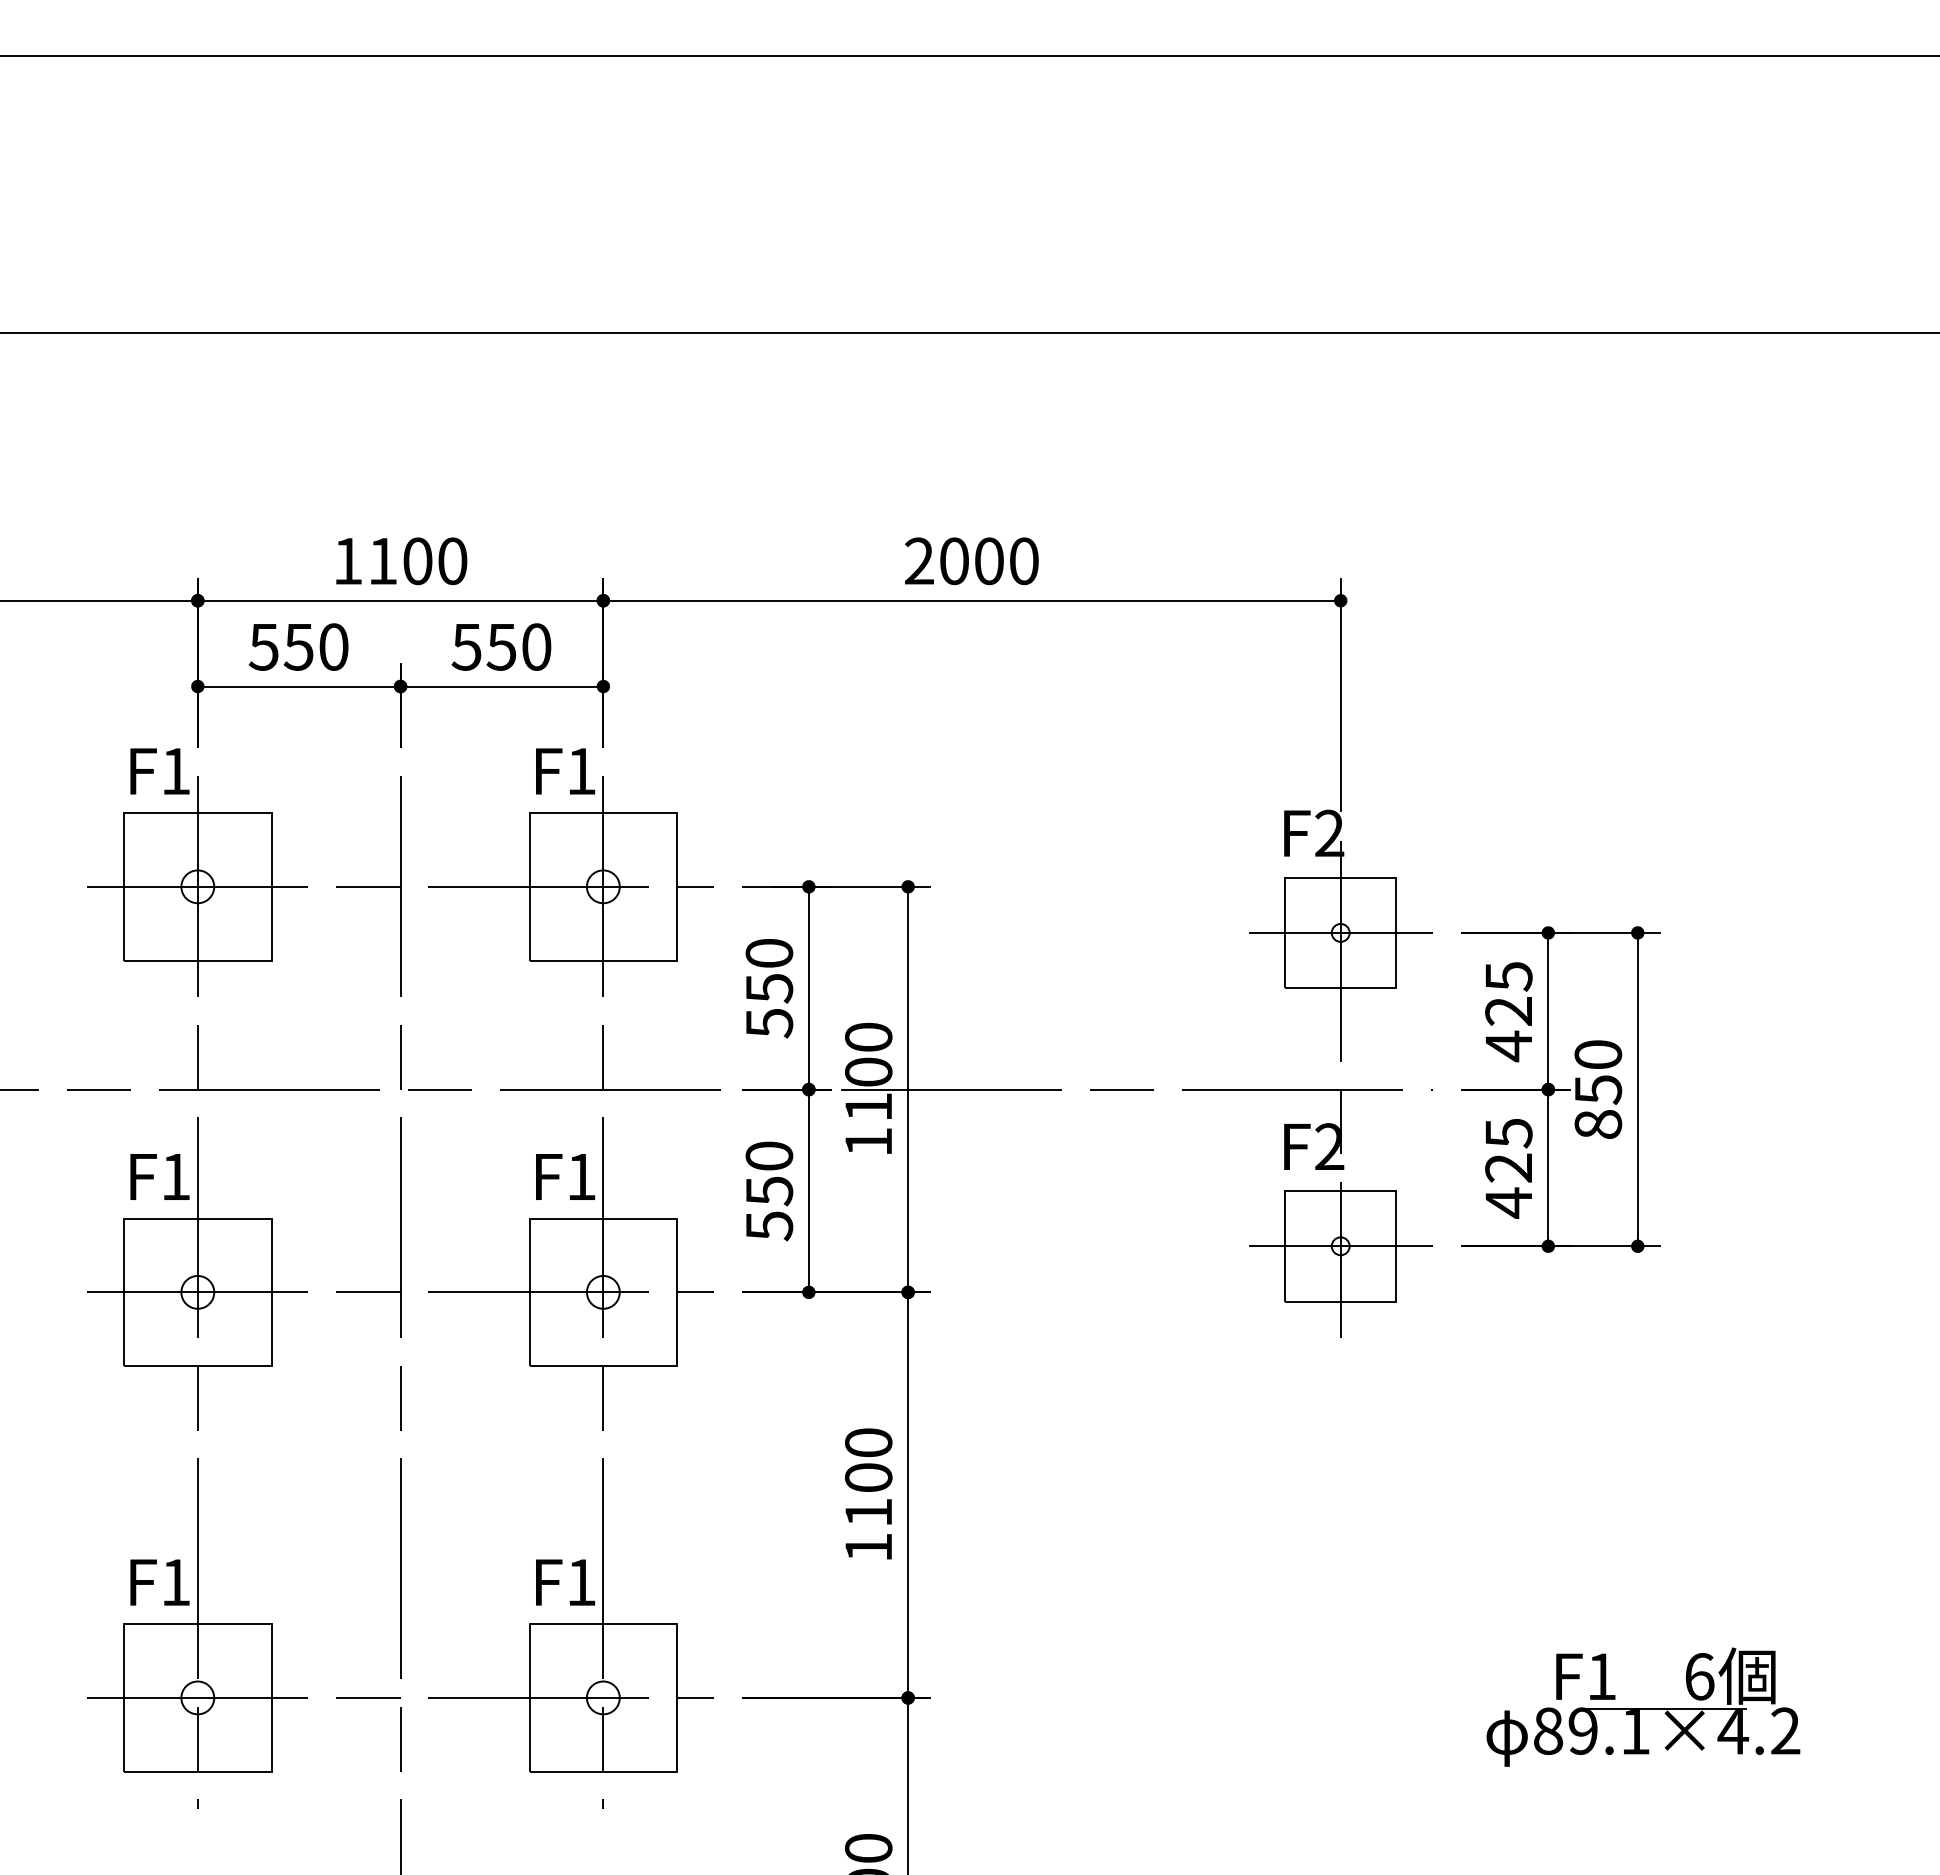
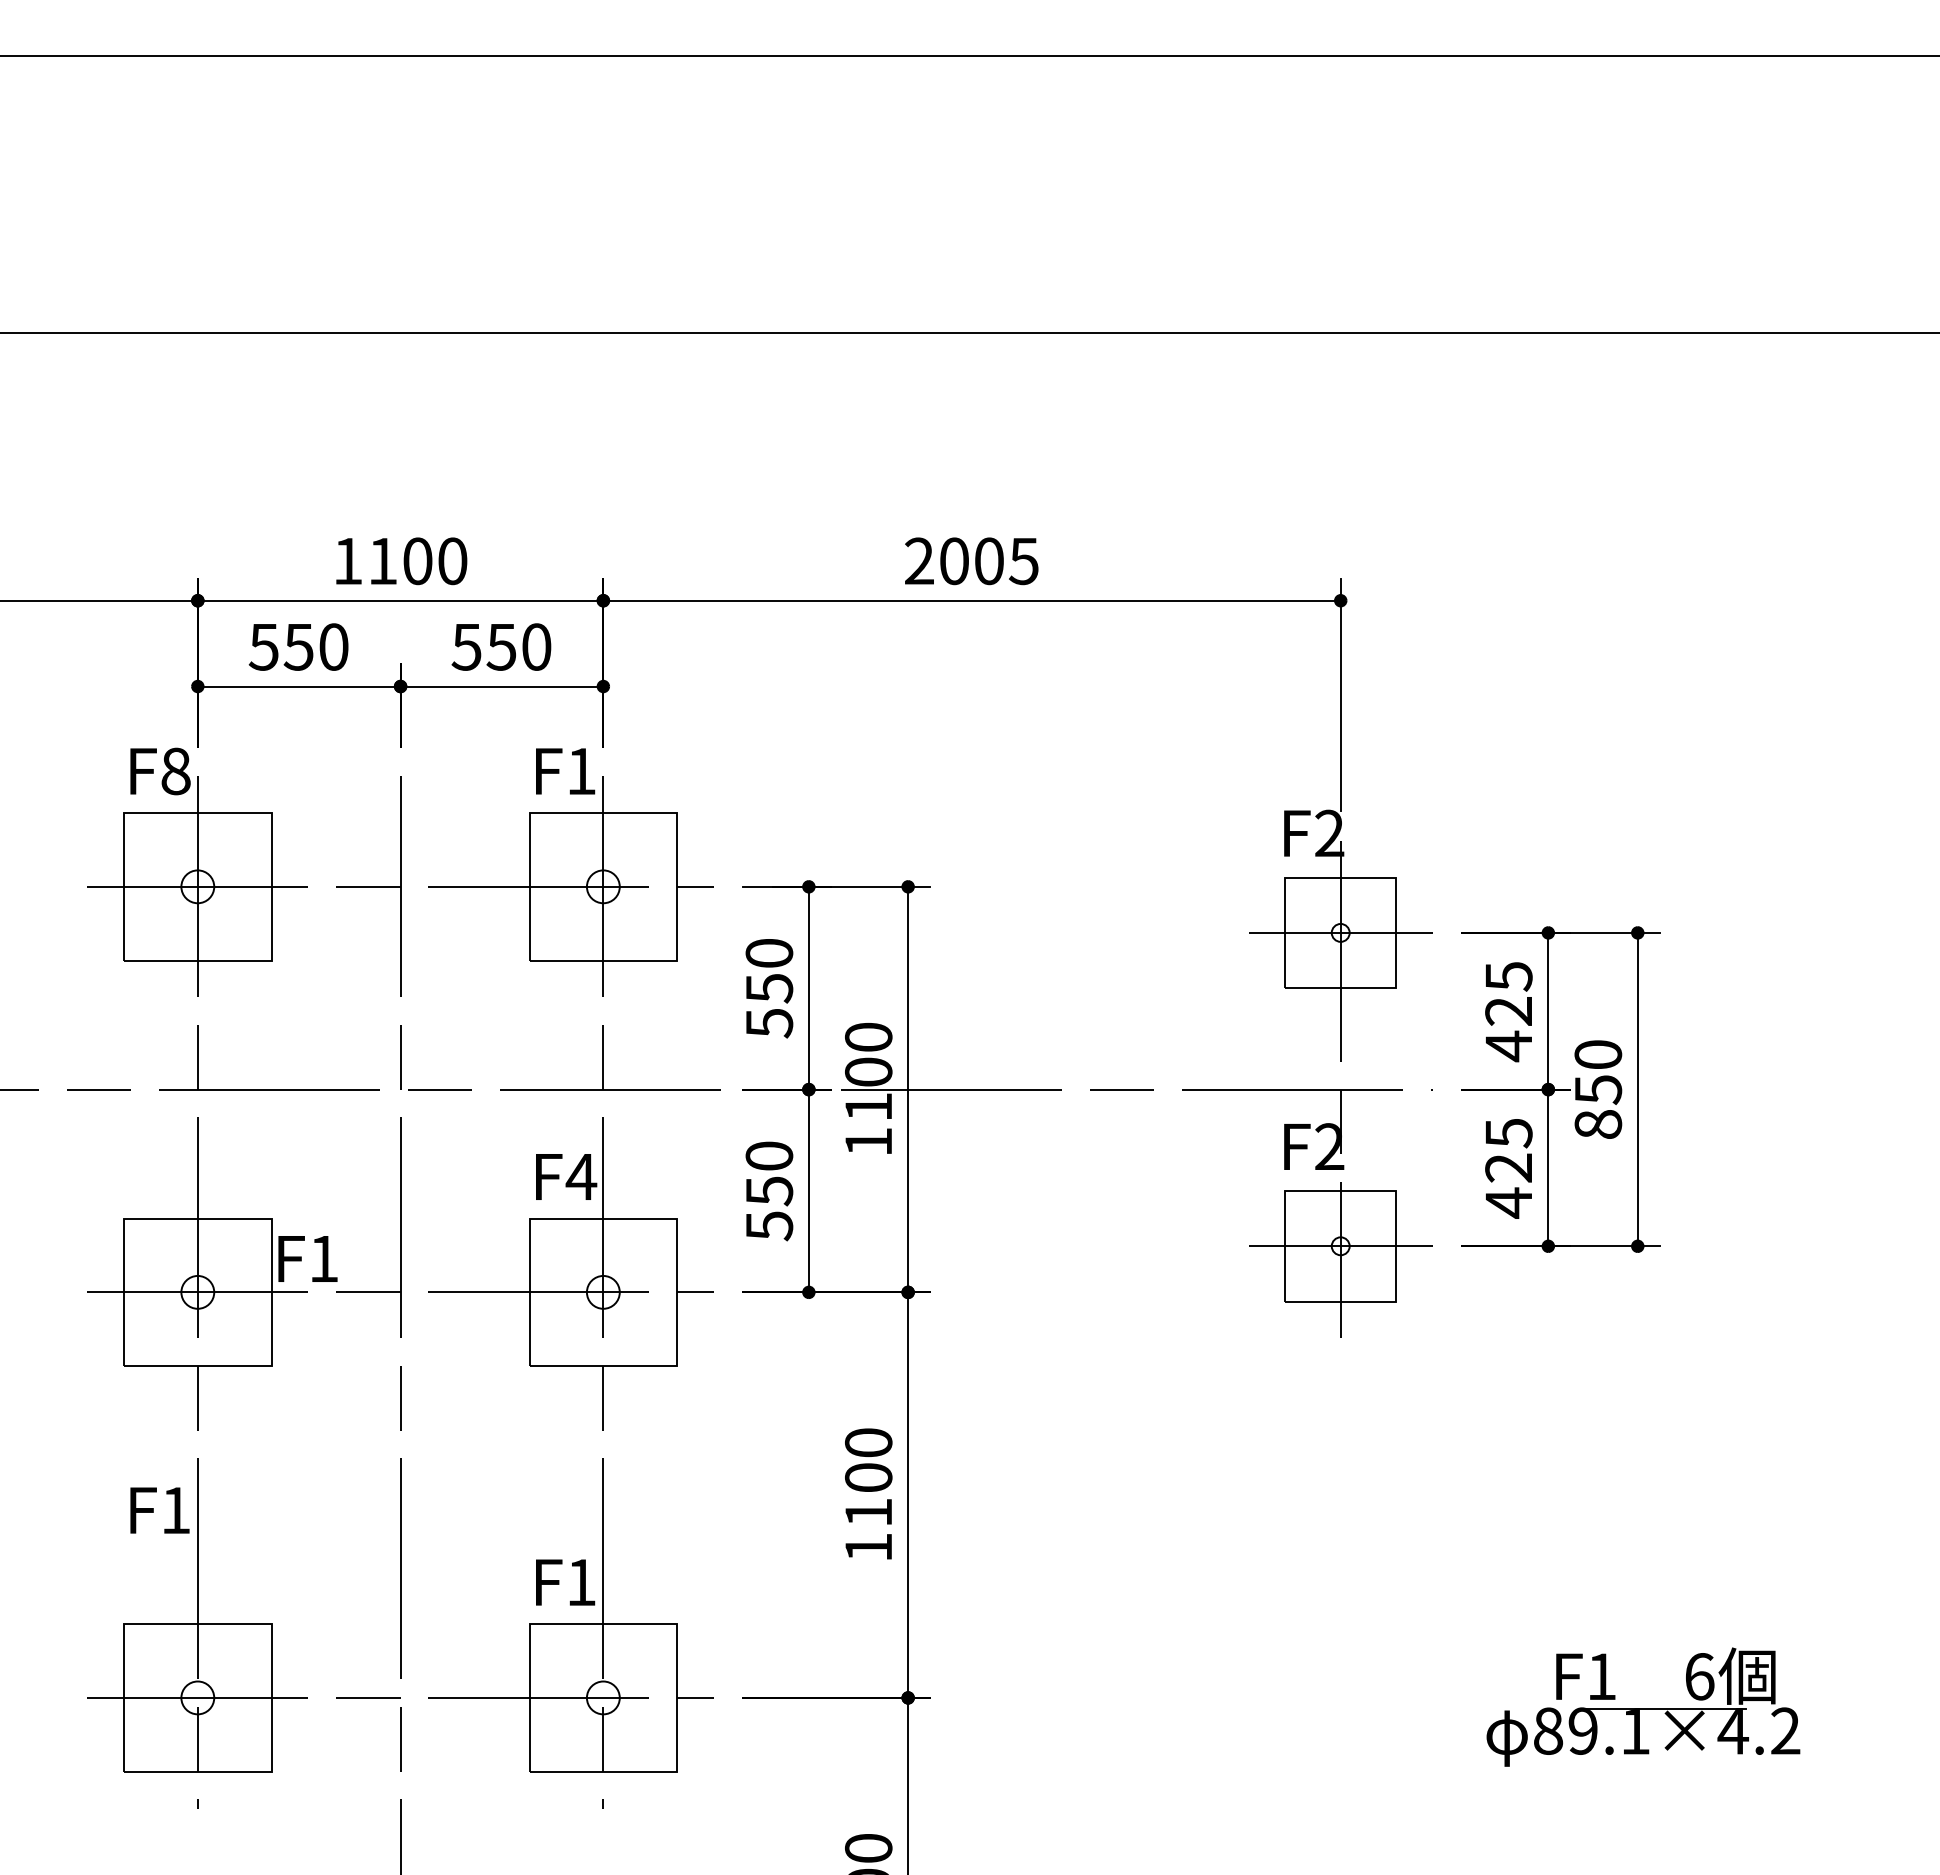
text: 2000 -> 2005 (1023, 561)
text: F1 -> F8 (175, 771)
text position: (159, 1176) -> (307, 1258) (307, 1258)
text: F1 -> F4 (581, 1176)
text position: (159, 1582) -> (159, 1510) (159, 1510)
